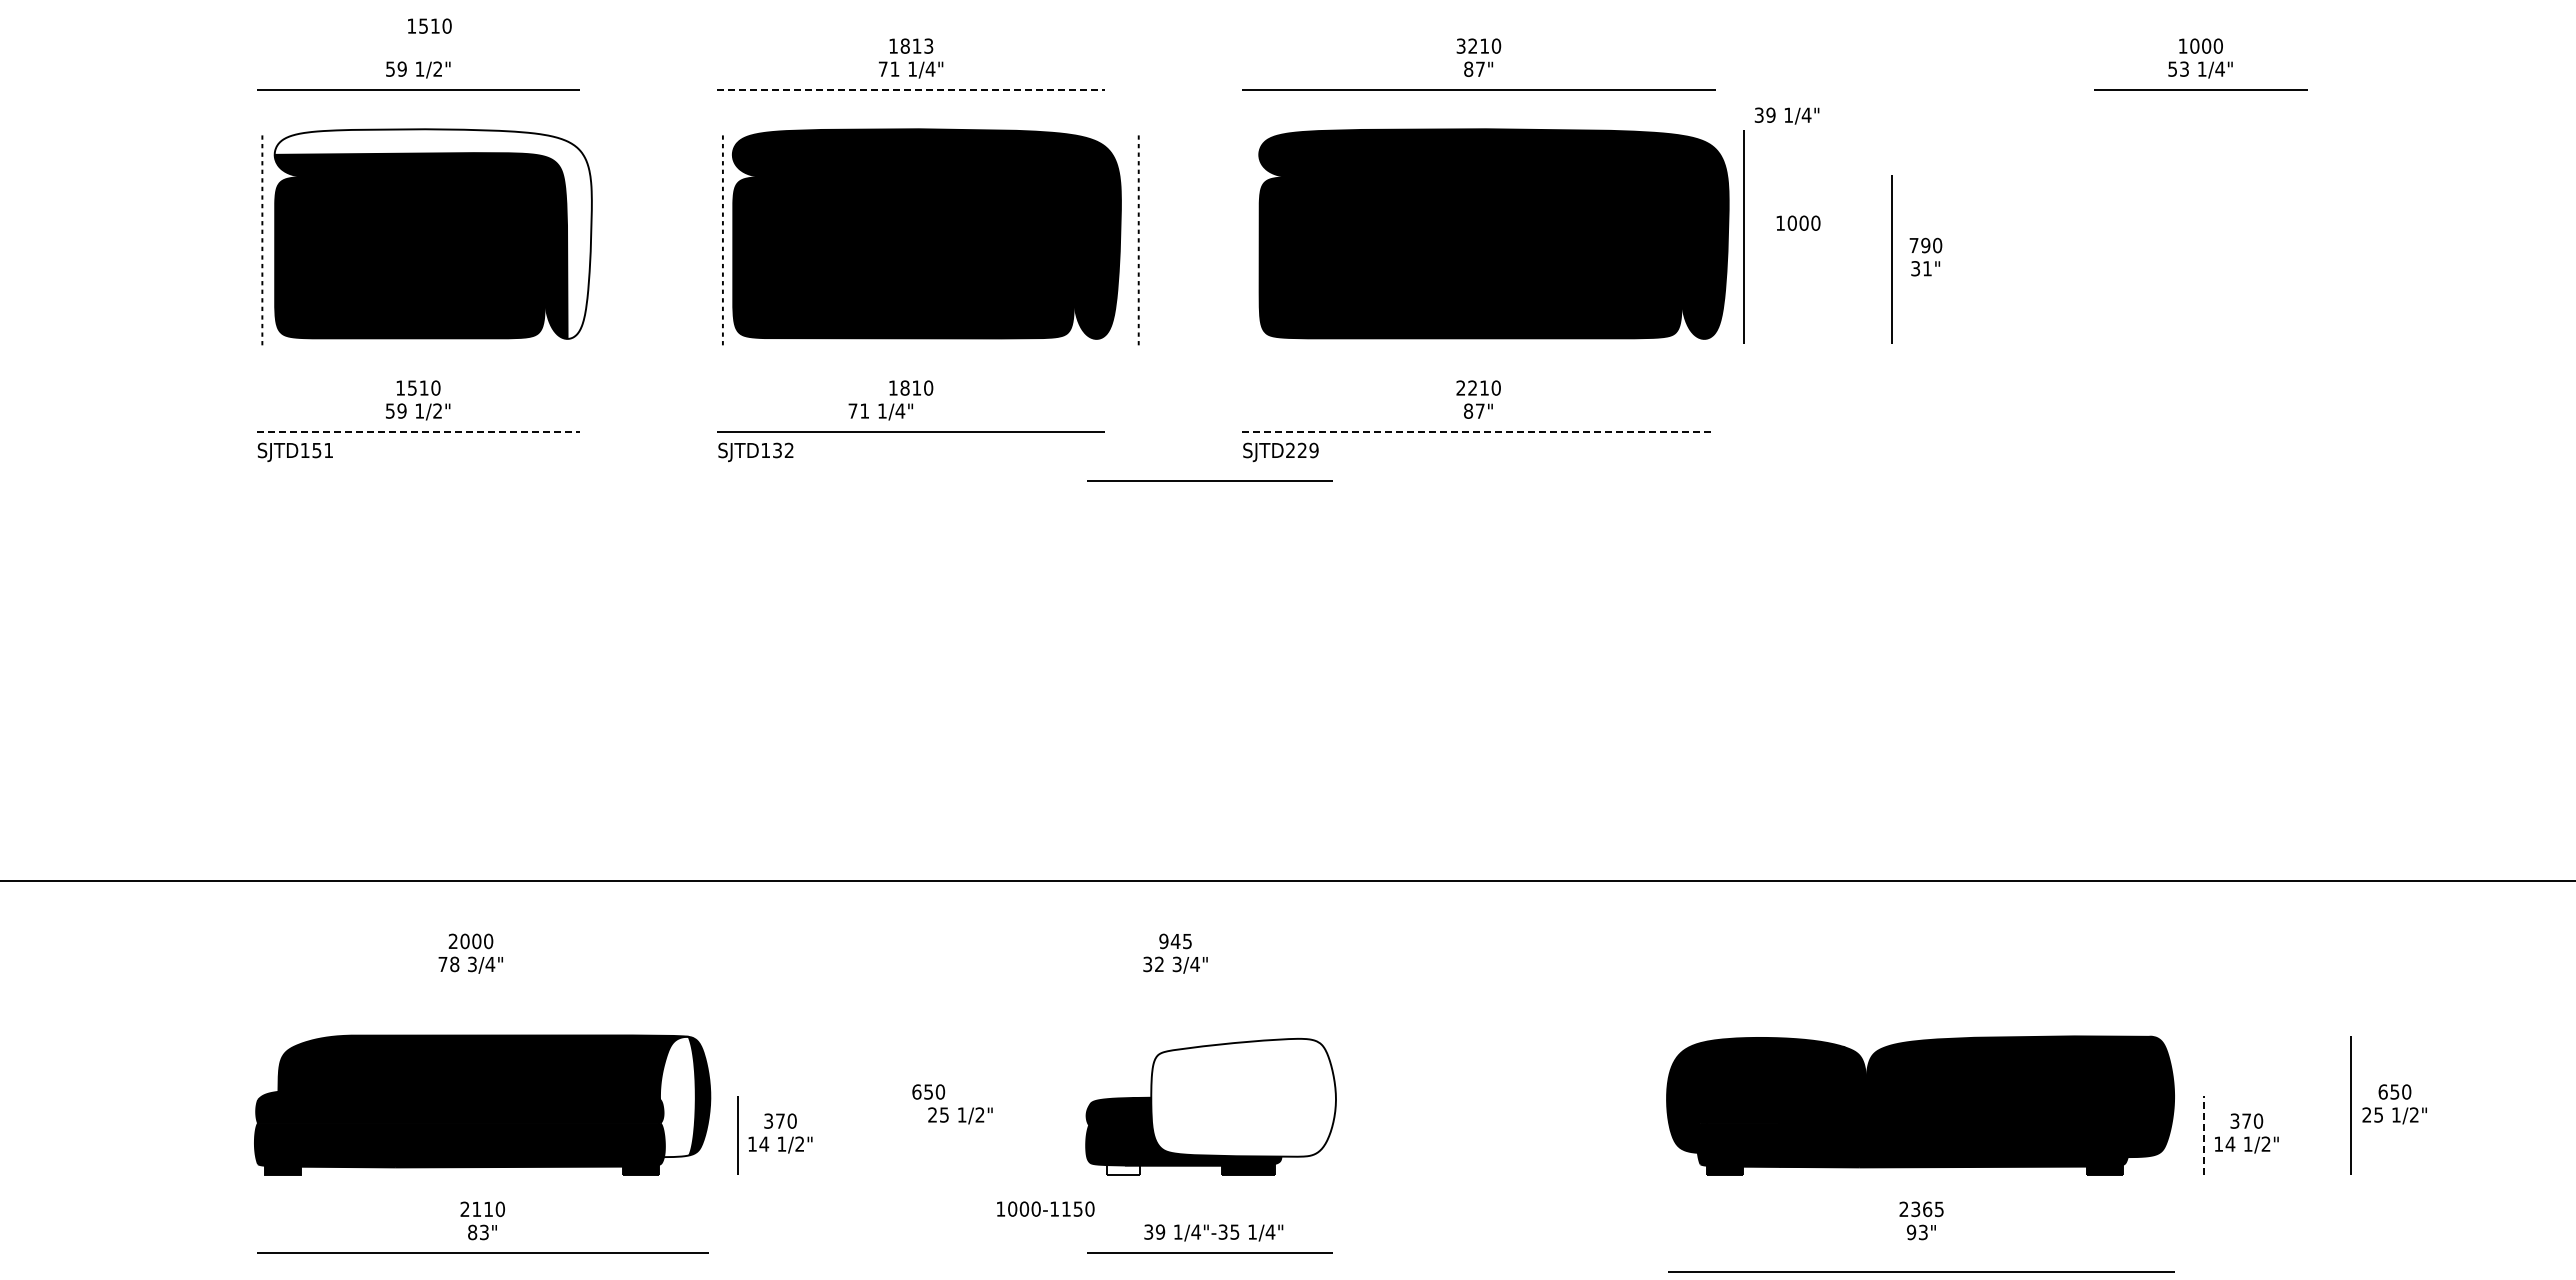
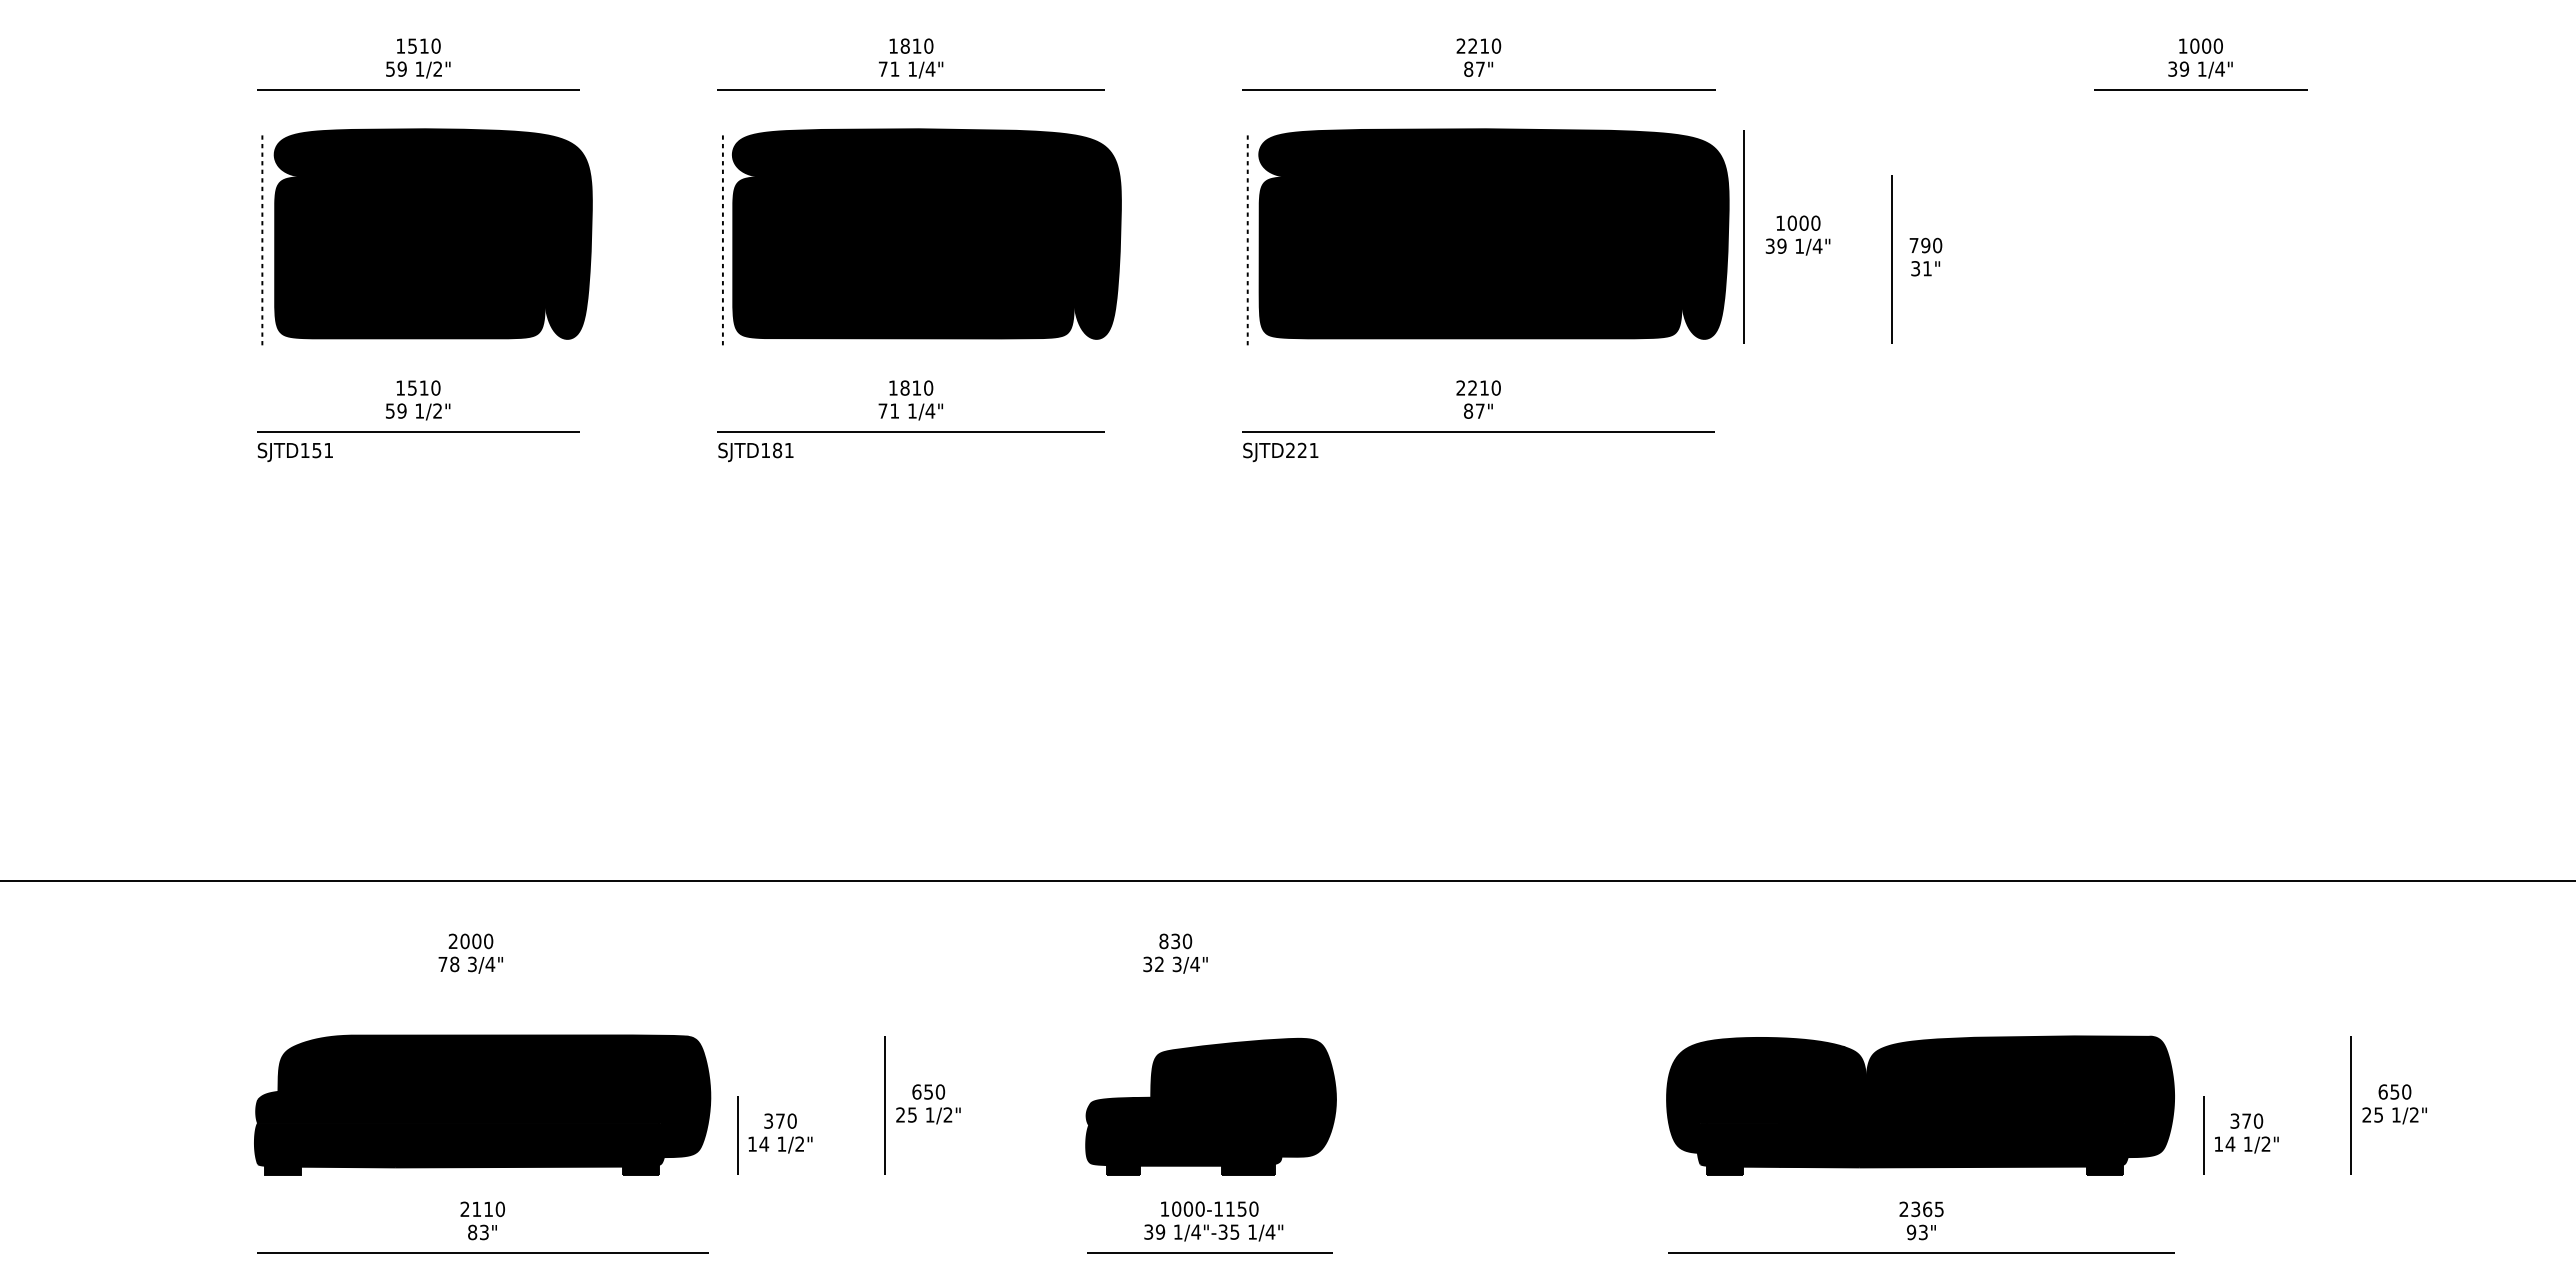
text position: (429, 25) -> (418, 45) (418, 45)
text: 1813 -> 1810 (928, 45)
text: 3210 -> 2210 (1460, 45)
text: 53 -> 39 (2178, 68)
line: dashed -> solid (911, 90)
text position: (1786, 115) -> (1797, 246) (1797, 246)
fill: none -> present (432, 233)
line position: (1138, 240) -> (1247, 240) (1247, 240)
text position: (880, 411) -> (910, 411) (910, 411)
line: dashed -> solid (418, 431)
line: dashed -> solid (1478, 431)
text: SJTD132 -> SJTD181 (783, 450)
text: SJTD229 -> SJTD221 (1313, 450)
line: present -> none (1209, 480)
text: 945 -> 830 (1175, 941)
fill: none -> present (677, 1096)
fill: none -> present (1243, 1097)
line: none -> present (884, 1105)
text position: (960, 1115) -> (928, 1115) (928, 1115)
line: dashed -> solid (2203, 1135)
fill: none -> present (1123, 1169)
text position: (1045, 1208) -> (1209, 1208) (1209, 1208)
line position: (1921, 1271) -> (1921, 1252) (1921, 1252)
